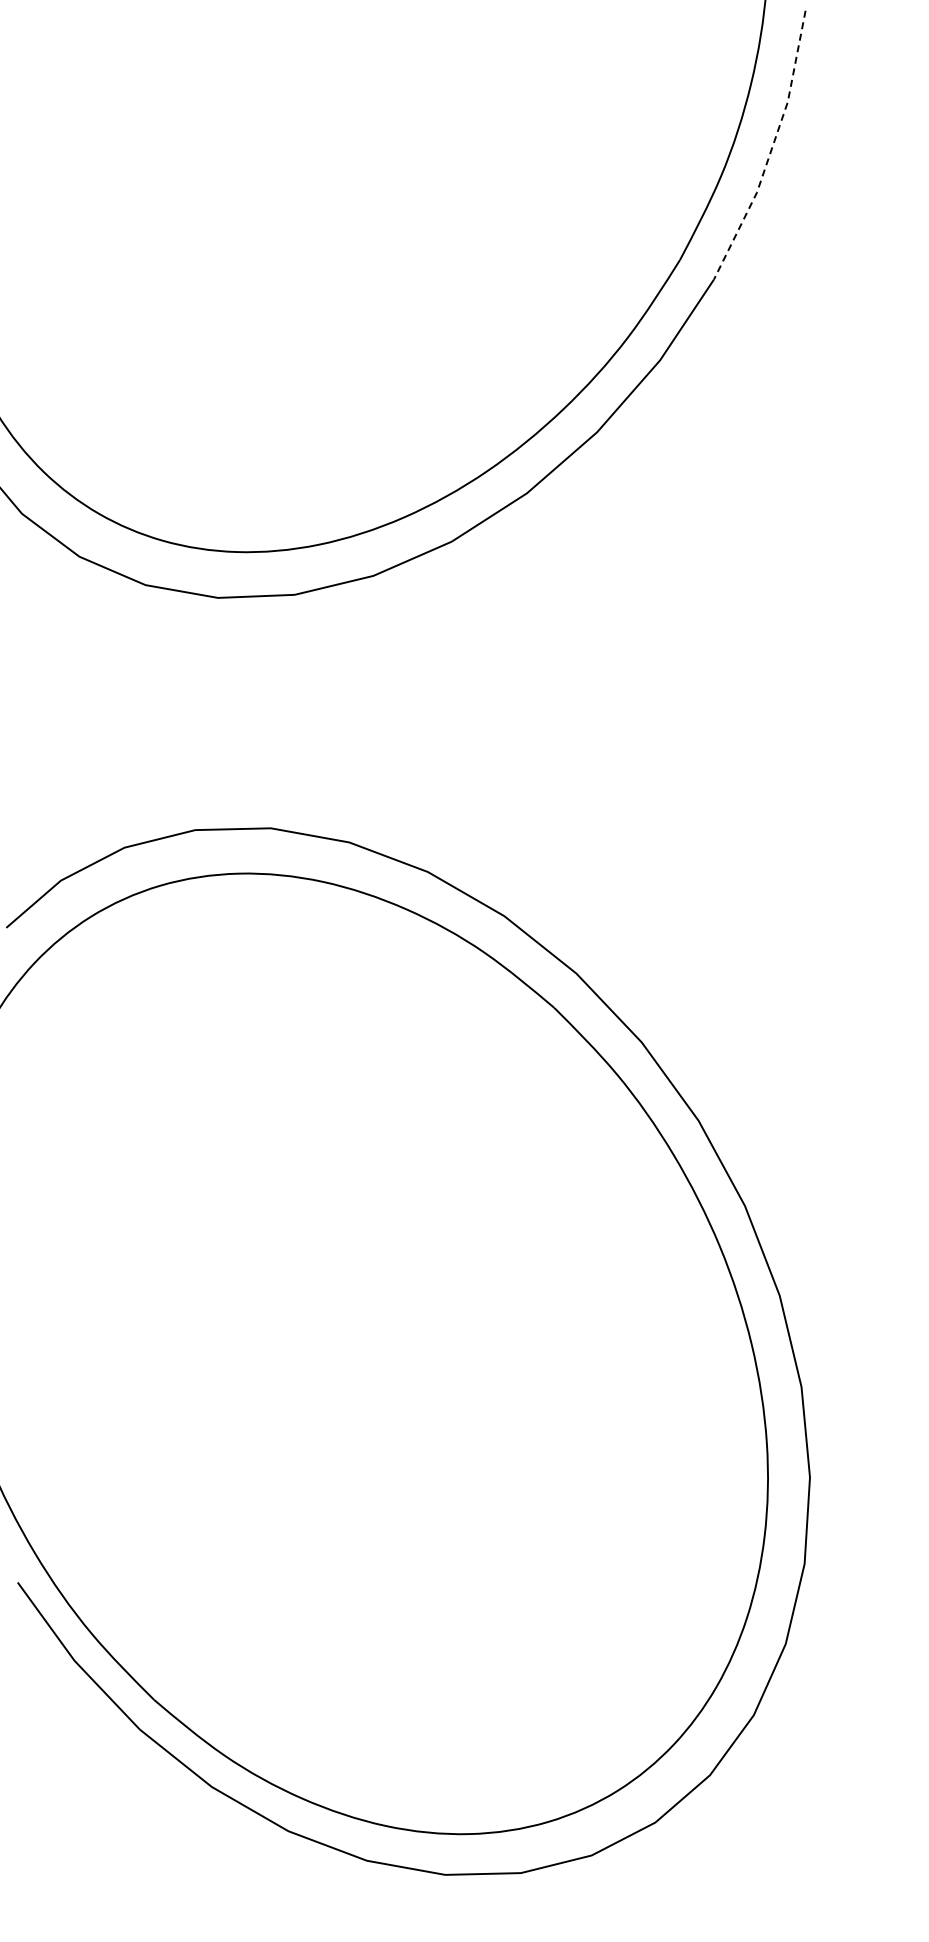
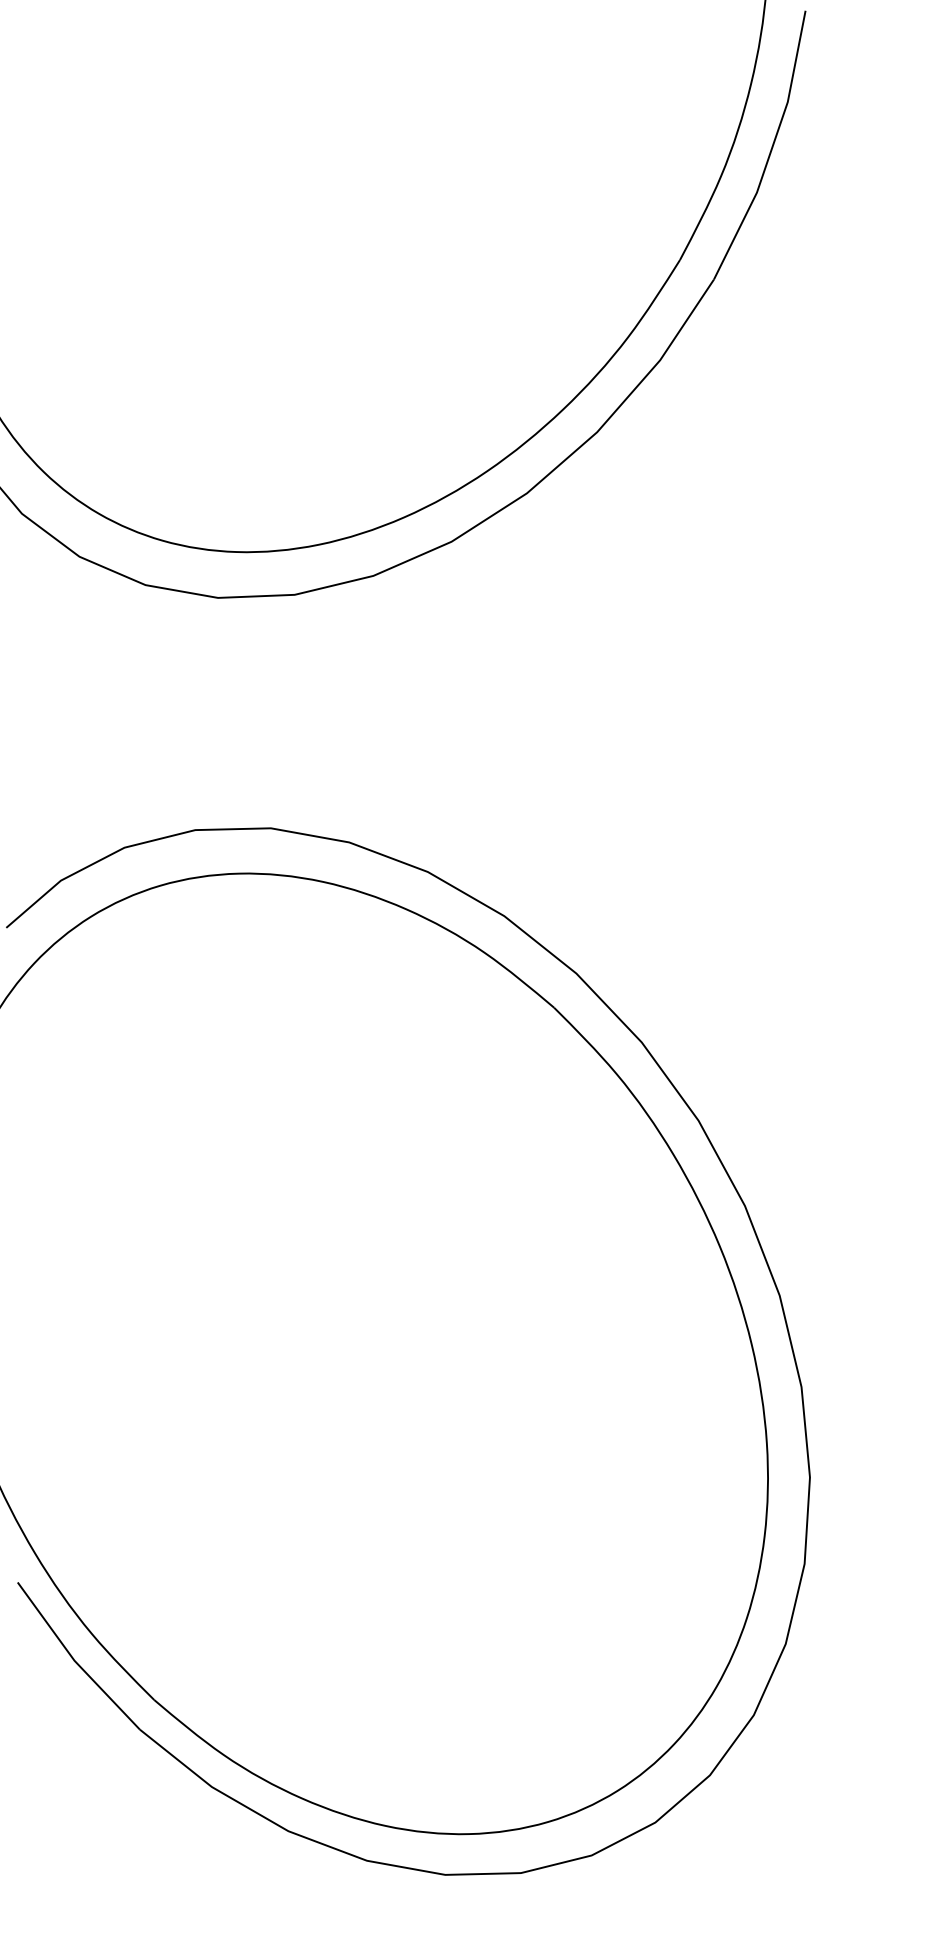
line: dashed -> solid (771, 149)
